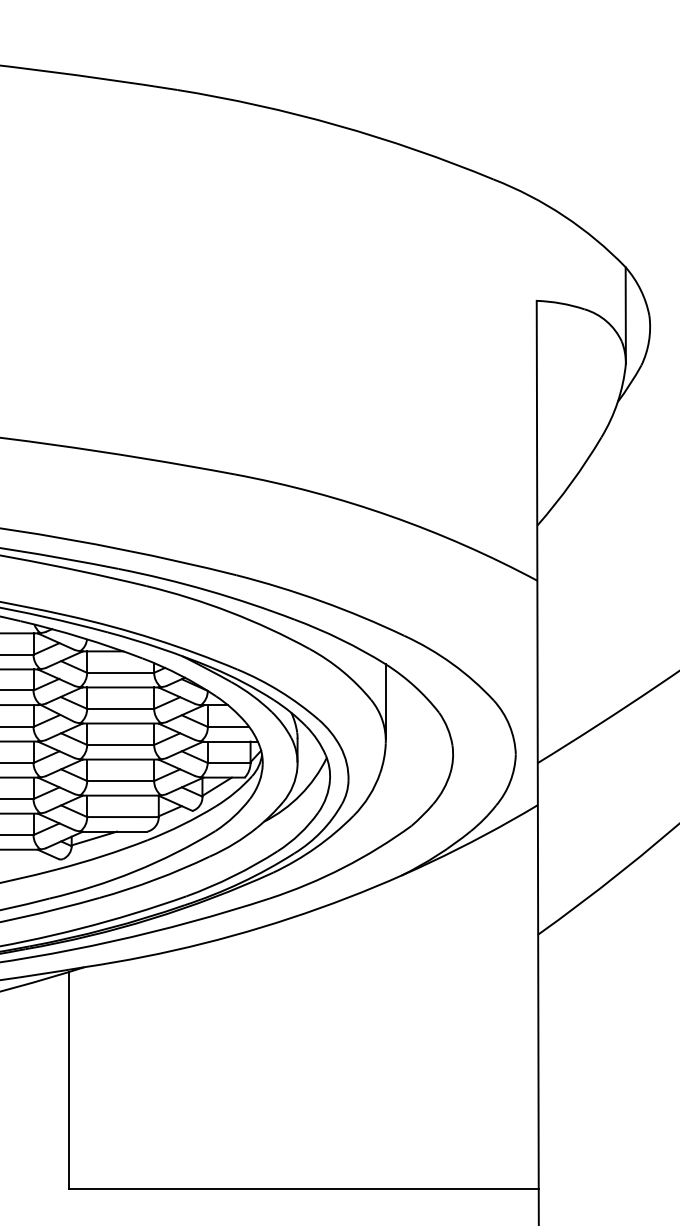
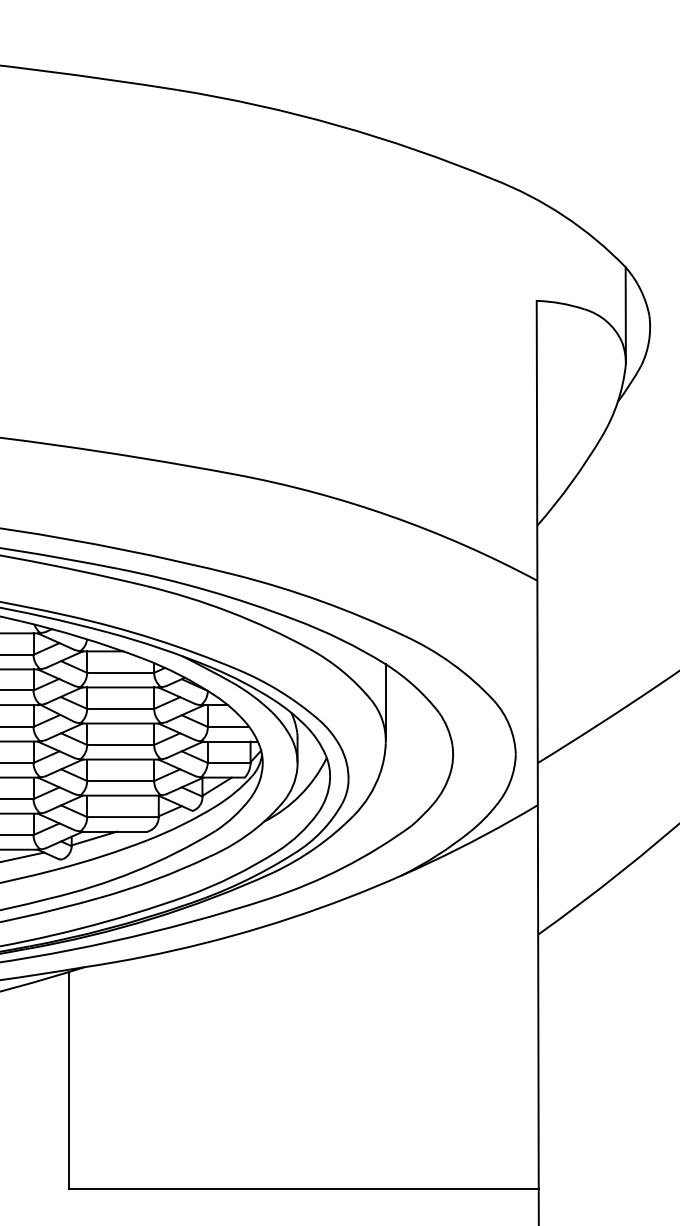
line: none -> present (23, 856)
